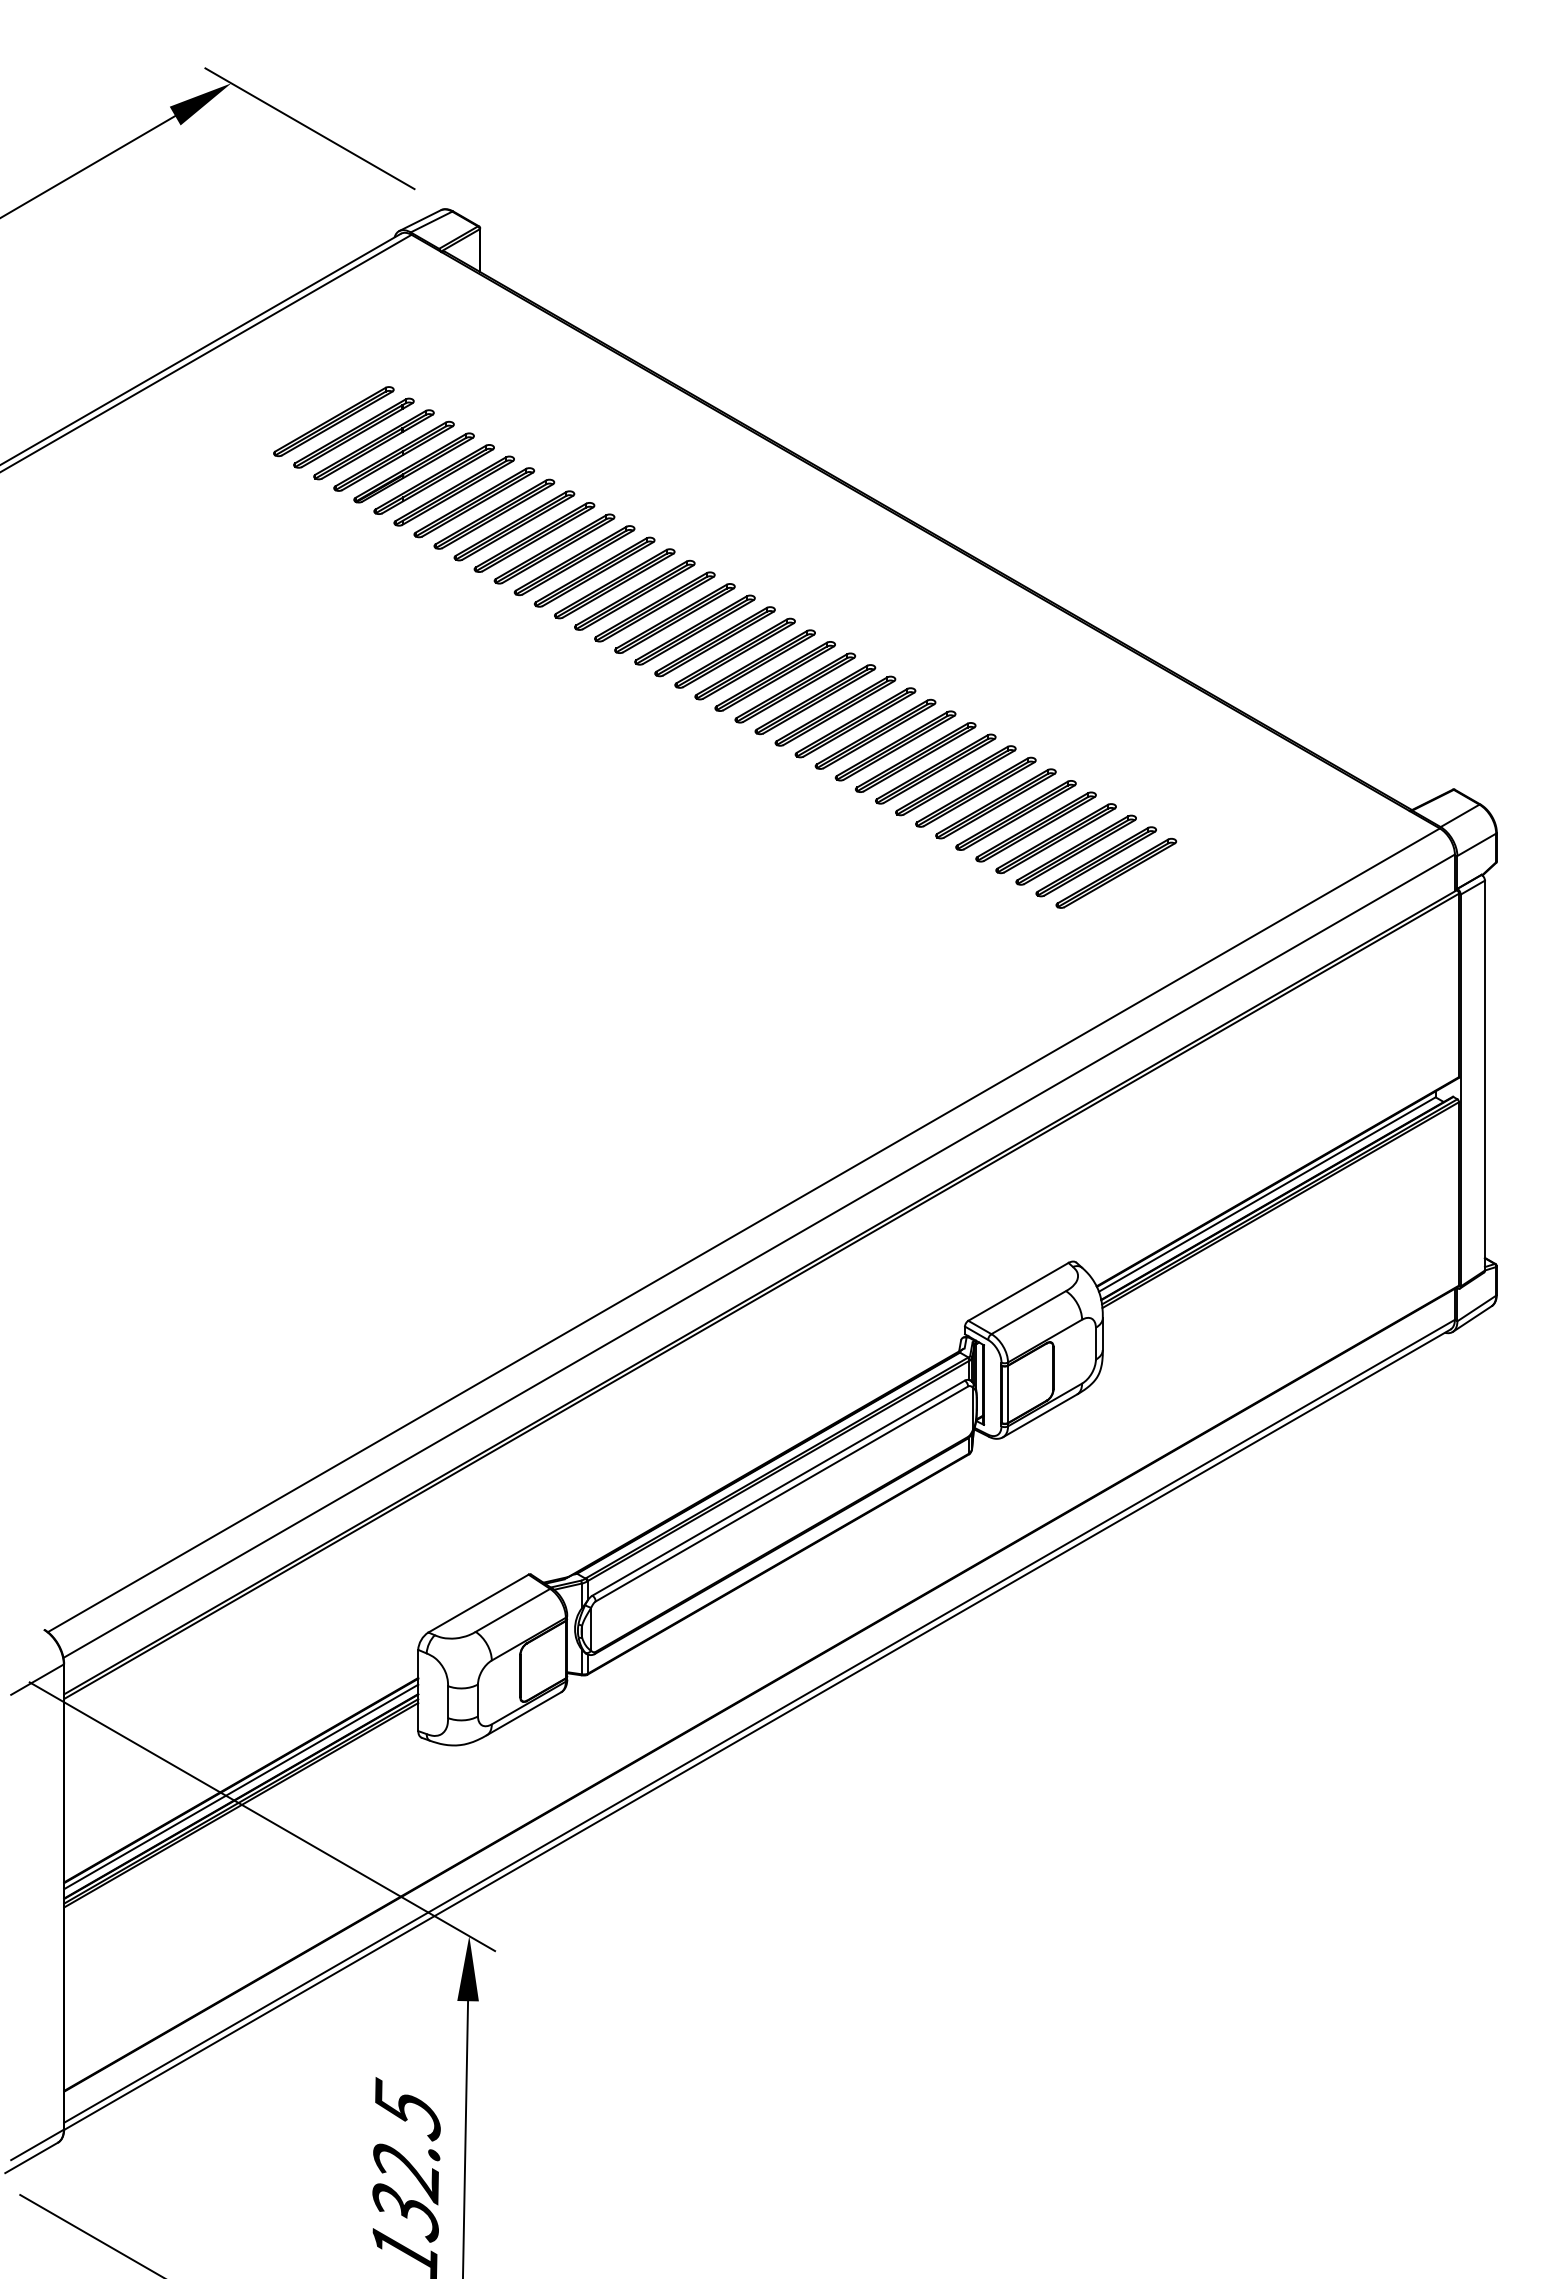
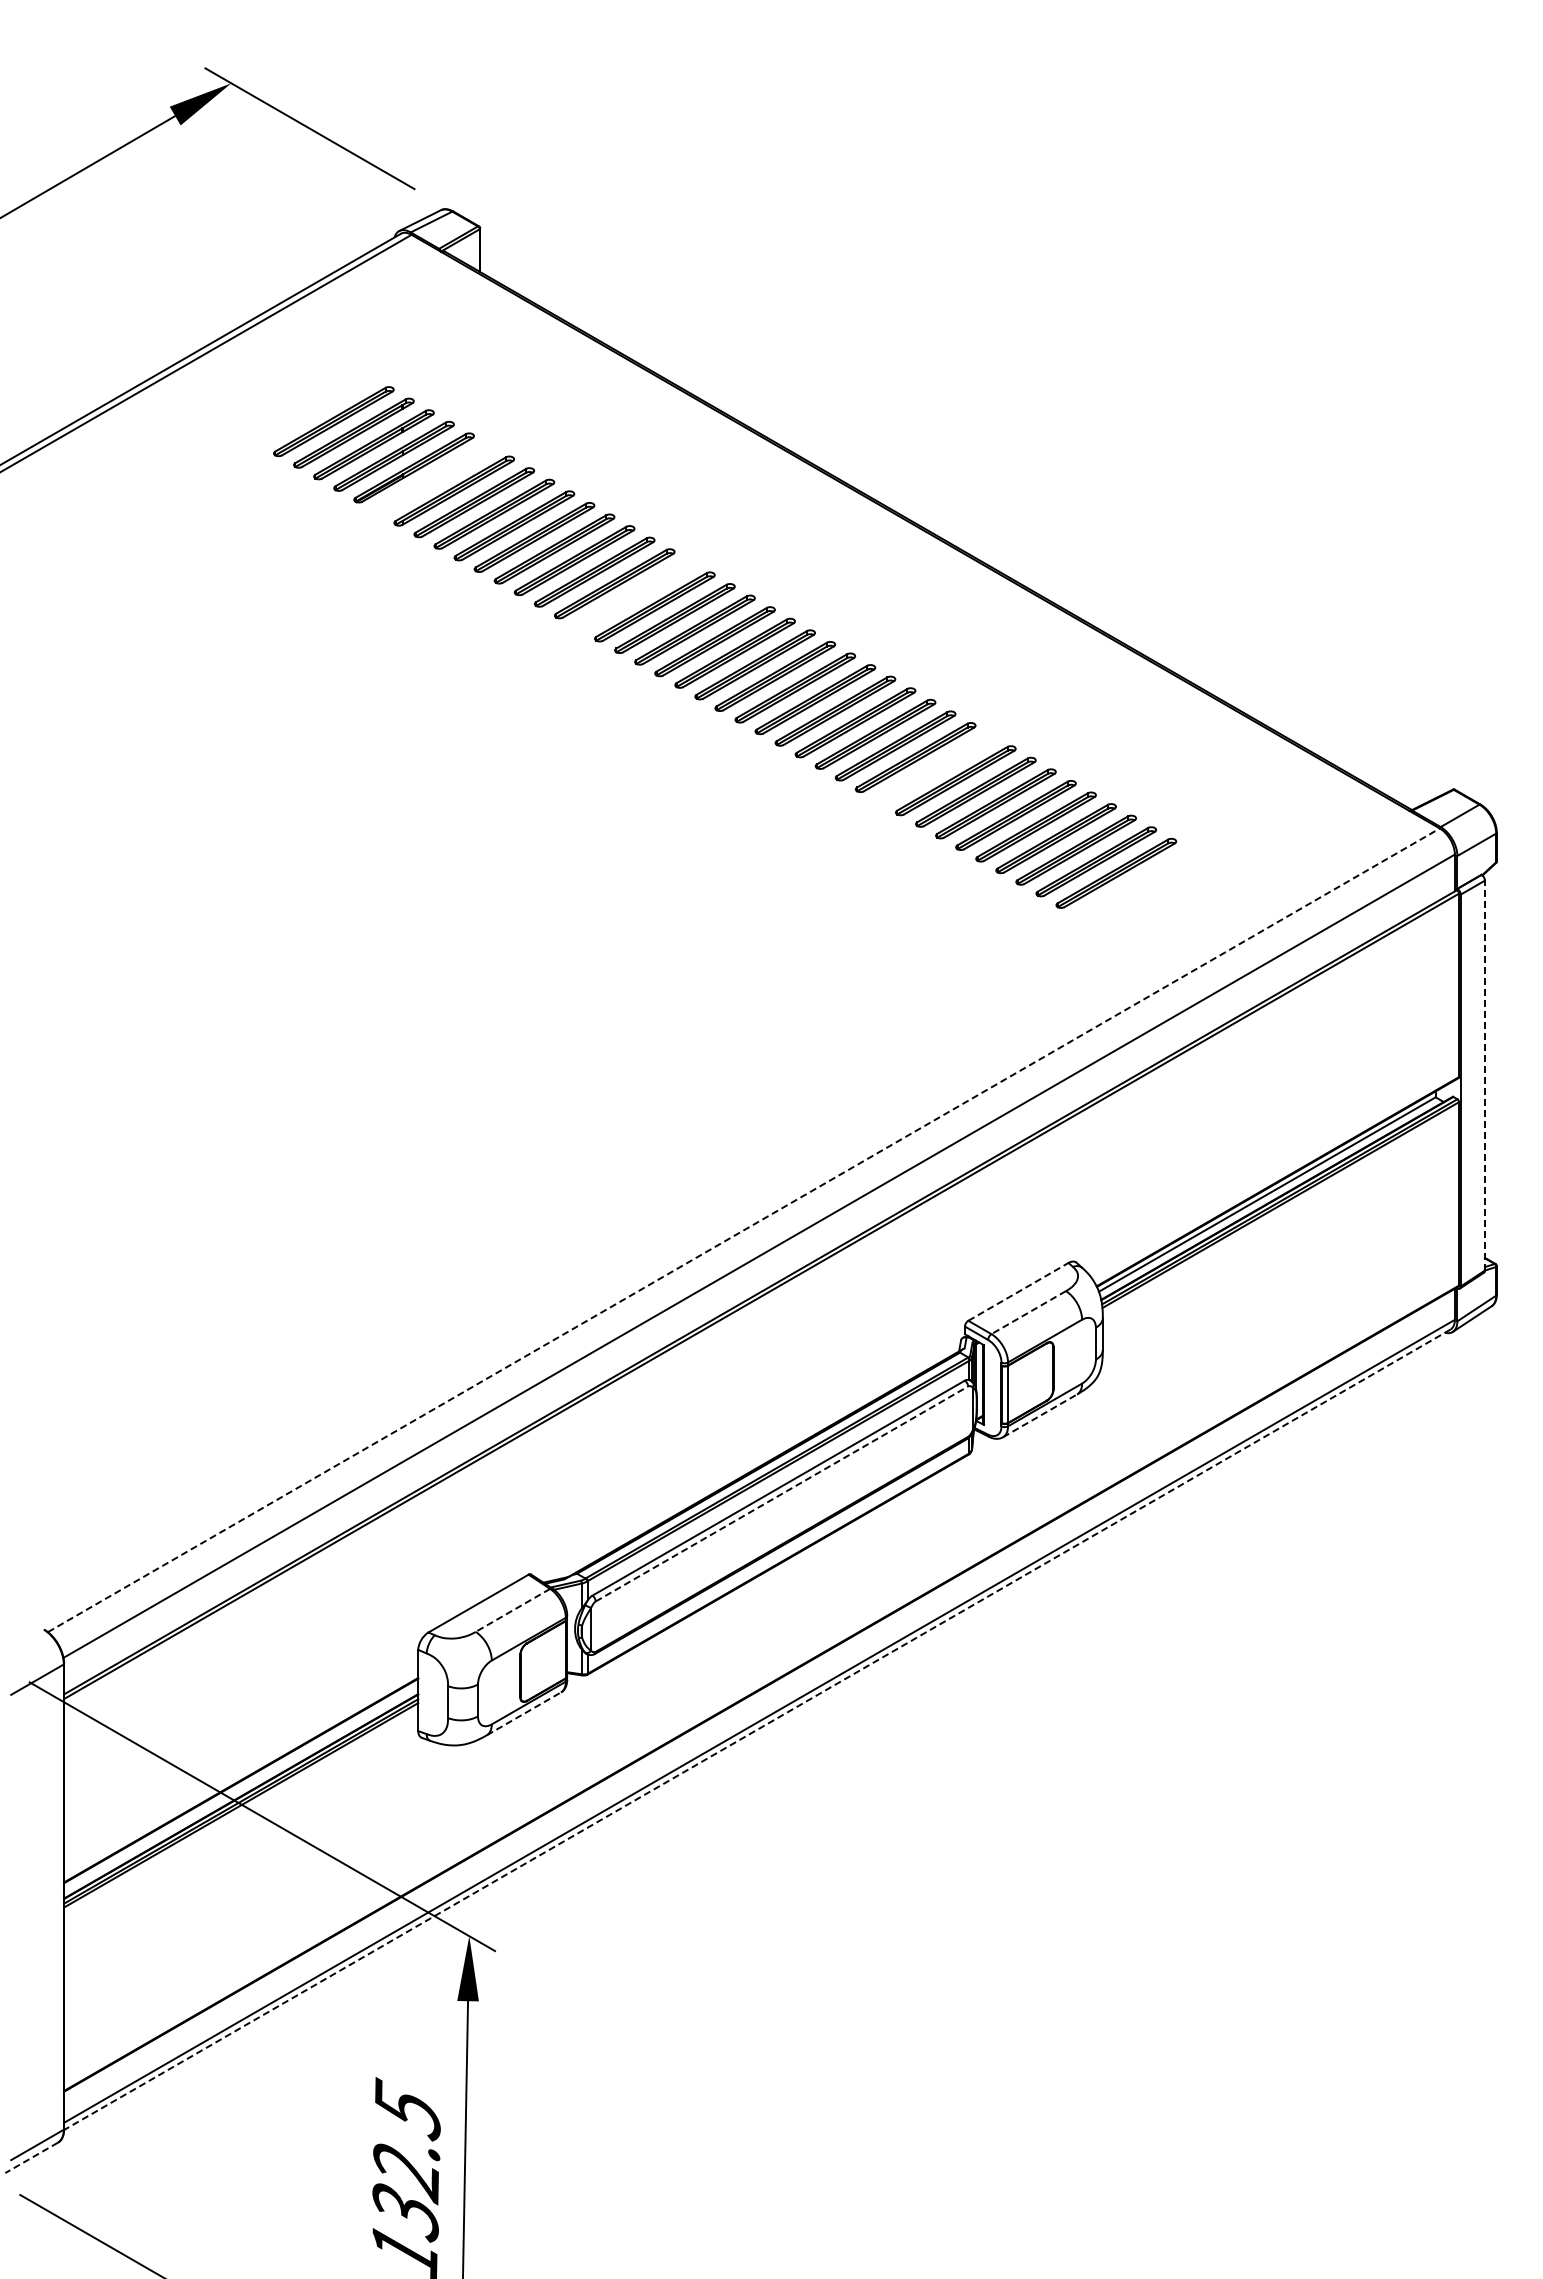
part: present -> none (433, 479)
part: present -> none (634, 594)
part: present -> none (935, 768)
line: solid -> dashed (1484, 1075)
line: solid -> dashed (743, 1230)
line: solid -> dashed (1018, 1291)
line: solid -> dashed (1028, 1312)
line: solid -> dashed (1040, 1415)
line: solid -> dashed (782, 1493)
line: solid -> dashed (512, 1610)
line: solid -> dashed (524, 1713)
line: solid -> dashed (756, 1730)
line: present -> none (241, 1786)
line: solid -> dashed (31, 2158)
